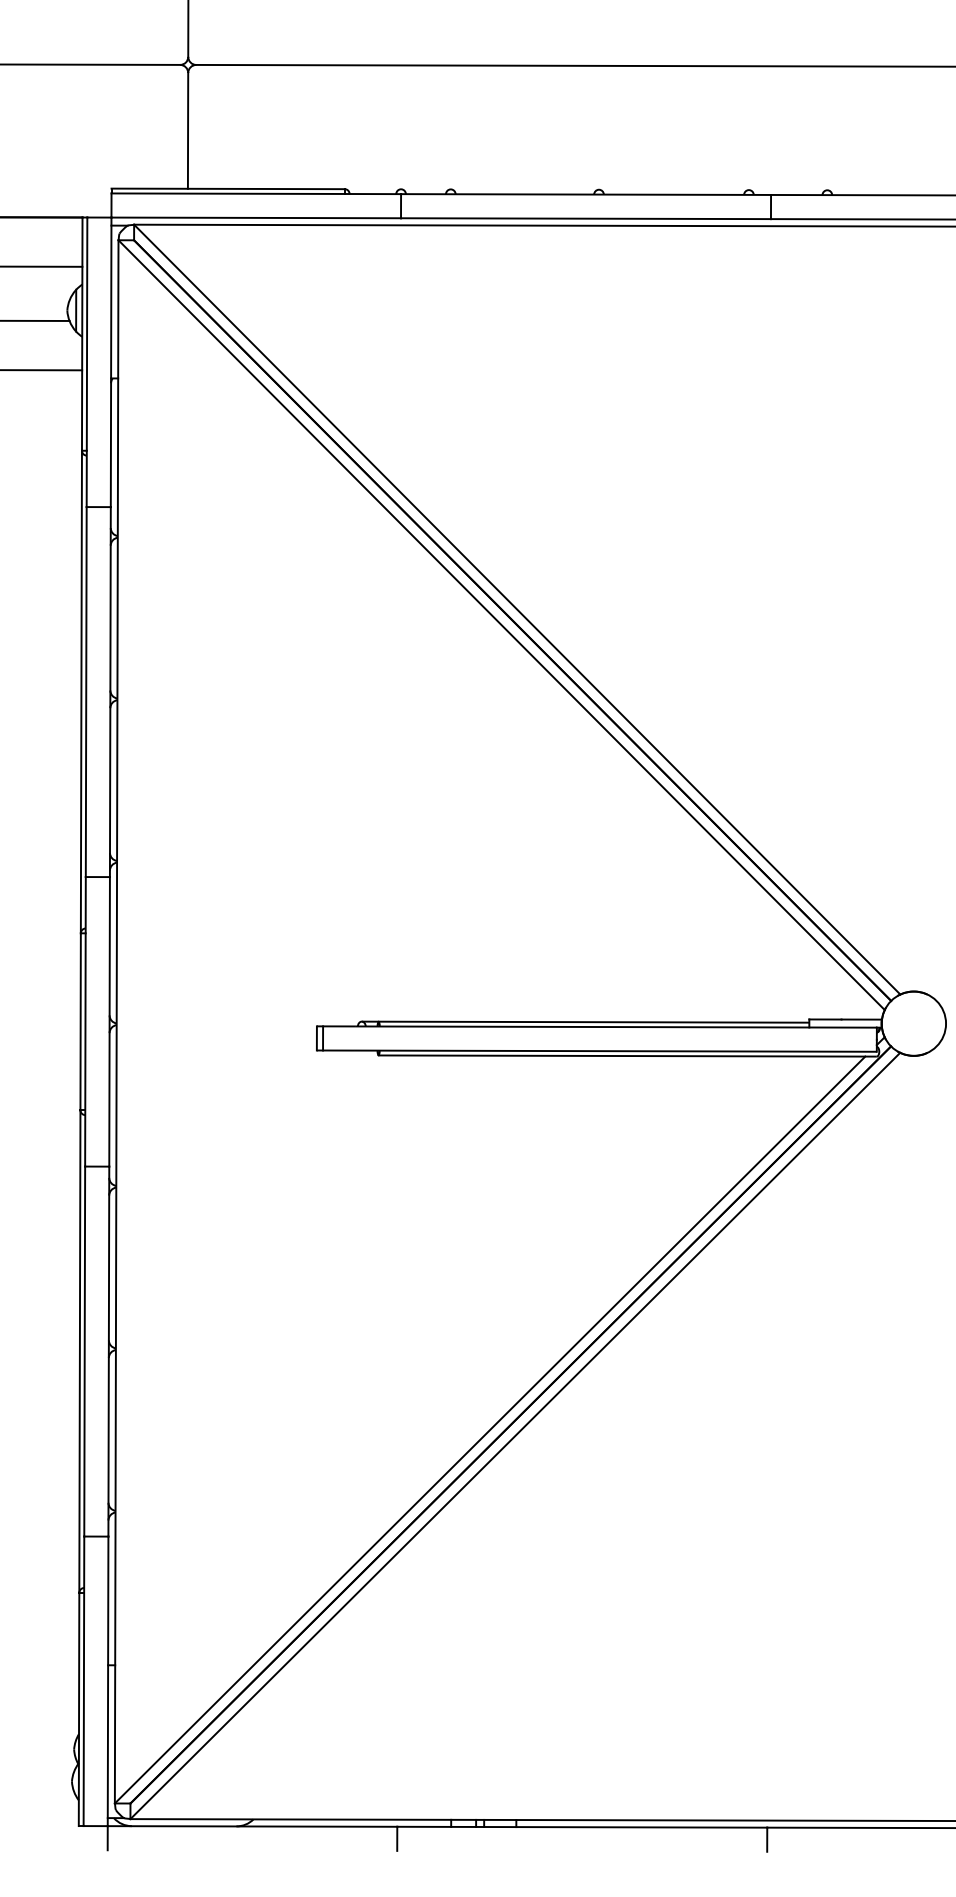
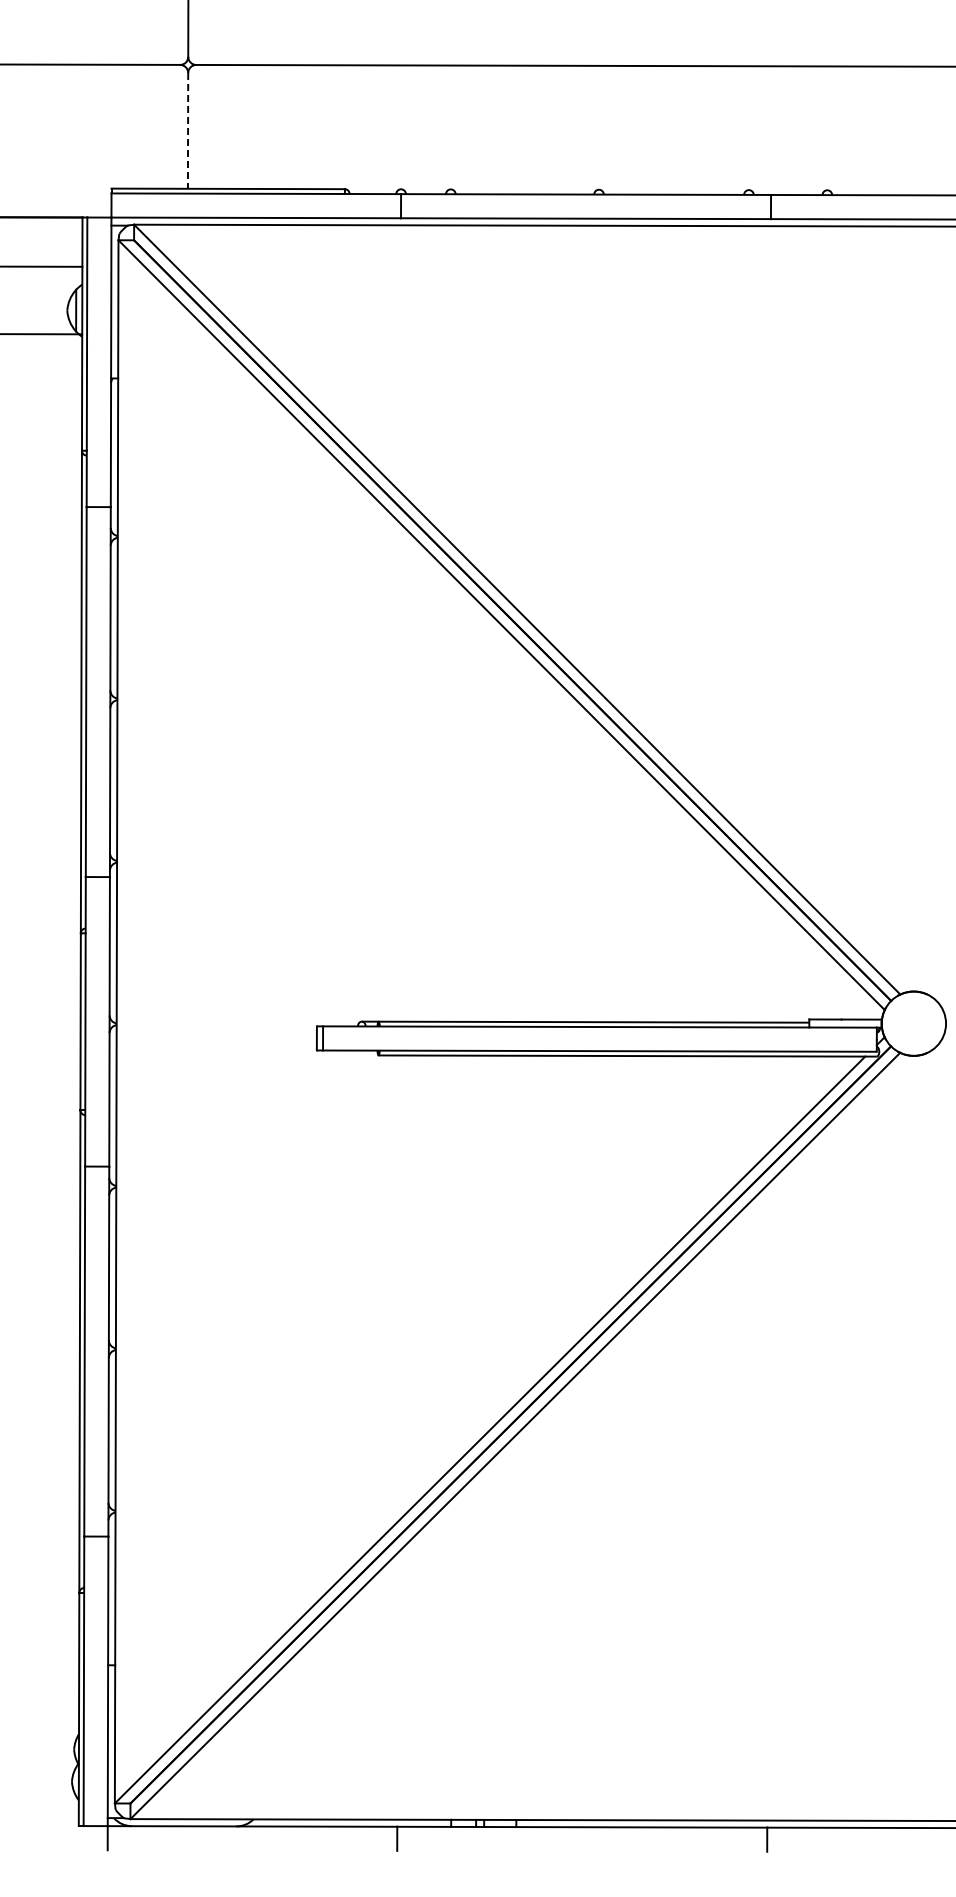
line: solid -> dashed (188, 130)
line: present -> none (35, 320)
line position: (42, 370) -> (42, 334) (42, 334)
